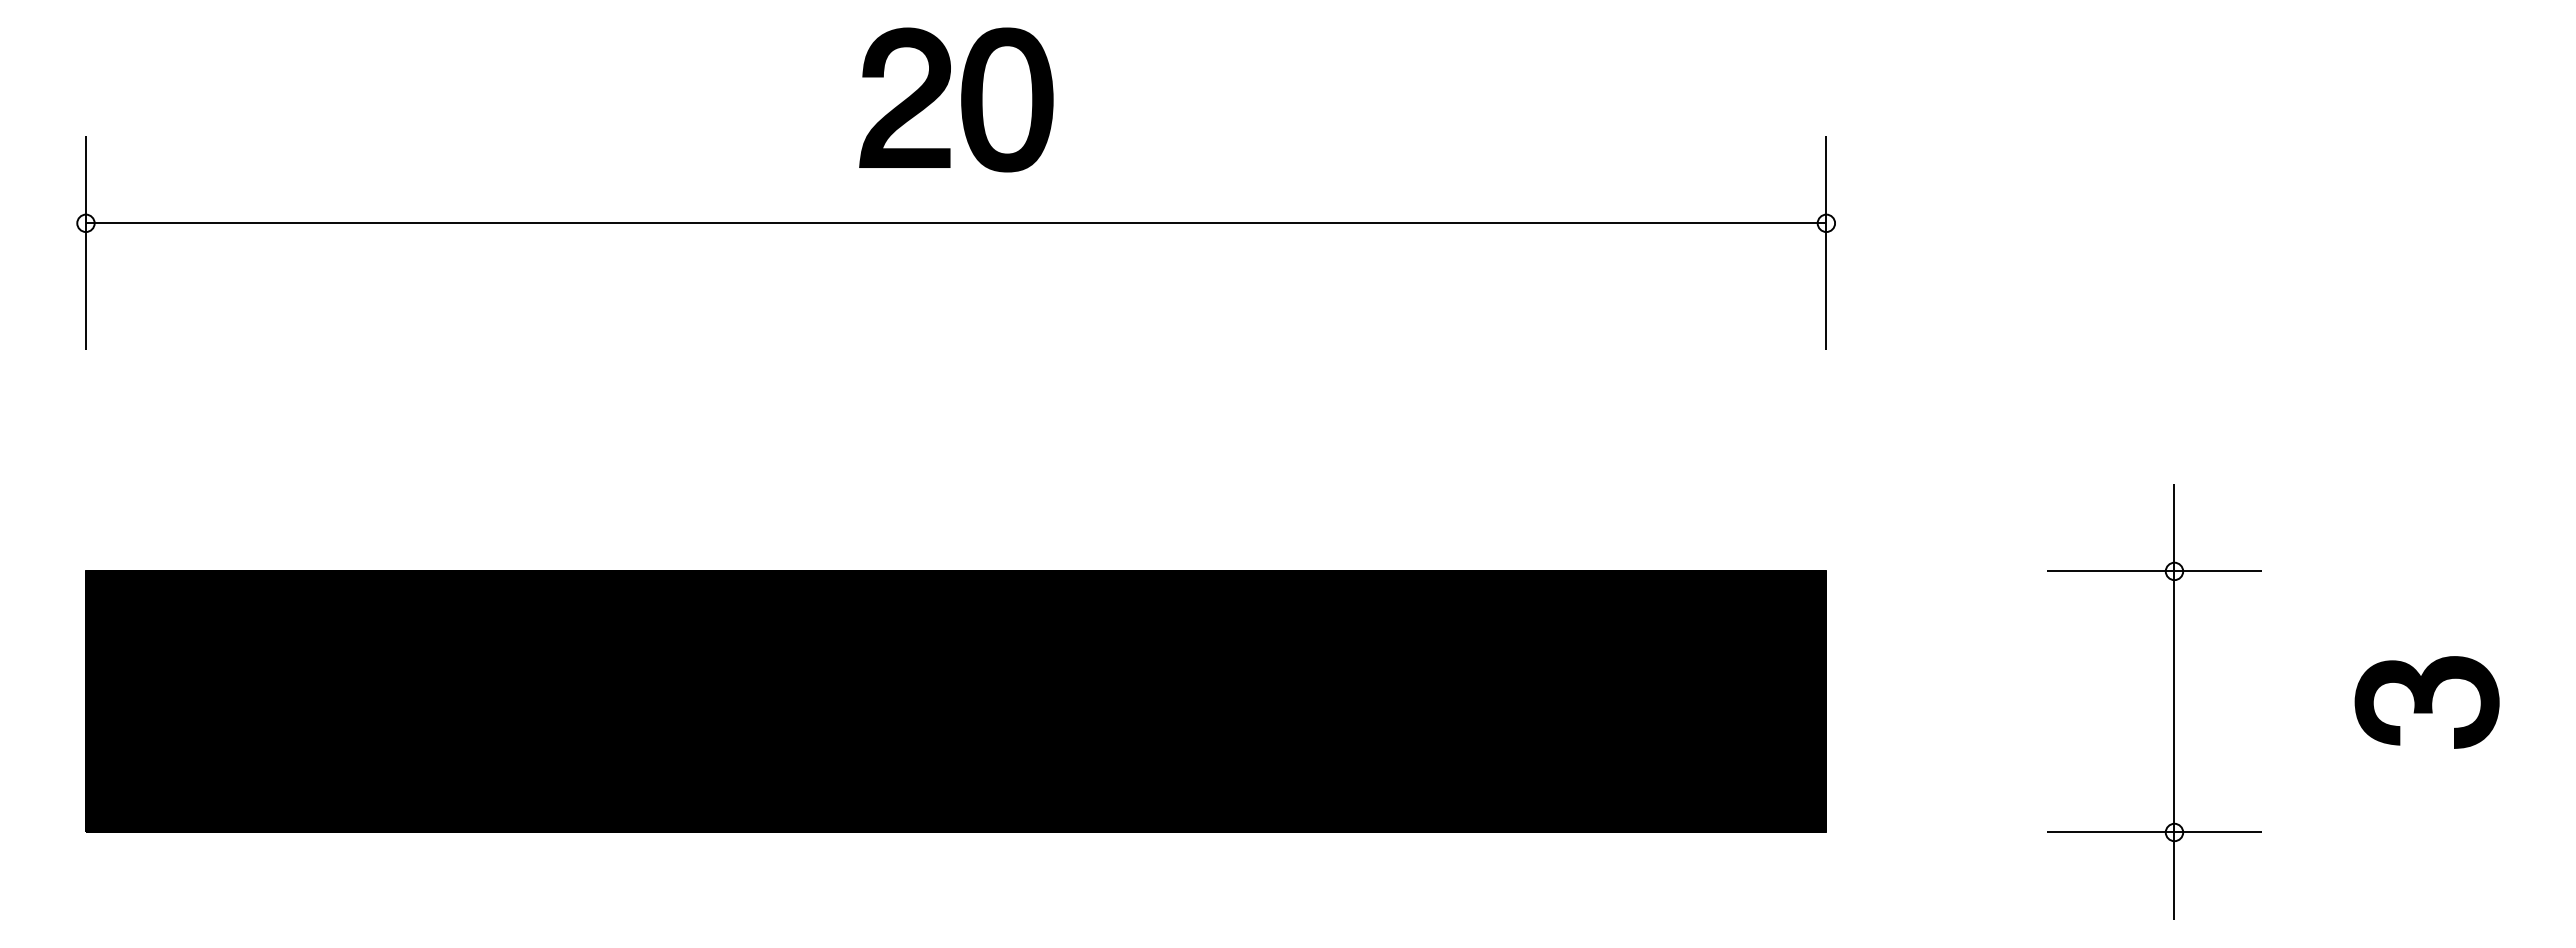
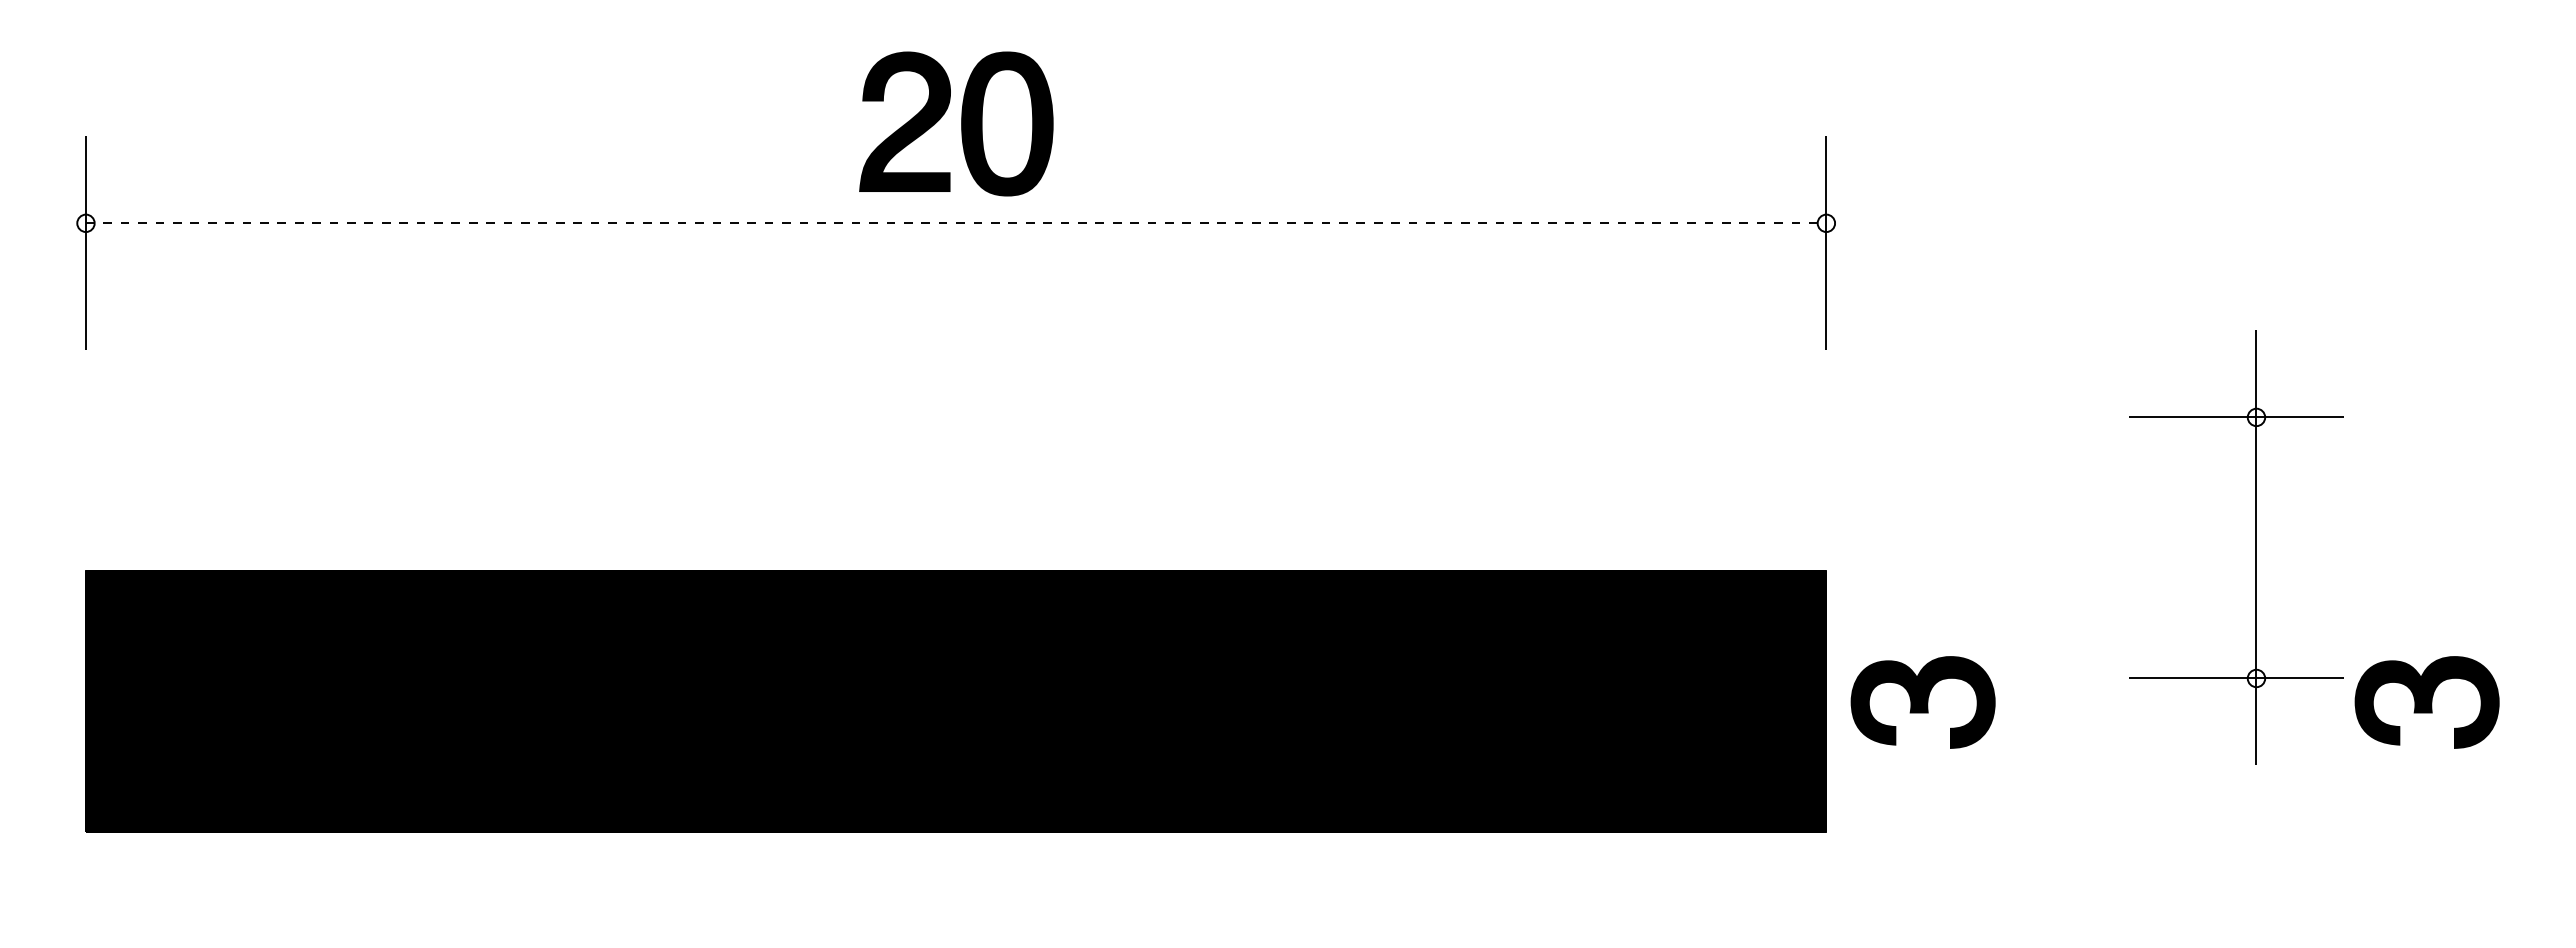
part position: (956, 99) -> (956, 123) (956, 123)
line: solid -> dashed (956, 223)
part position: (2173, 701) -> (2255, 547) (2255, 547)
part: none -> present (1922, 702)
